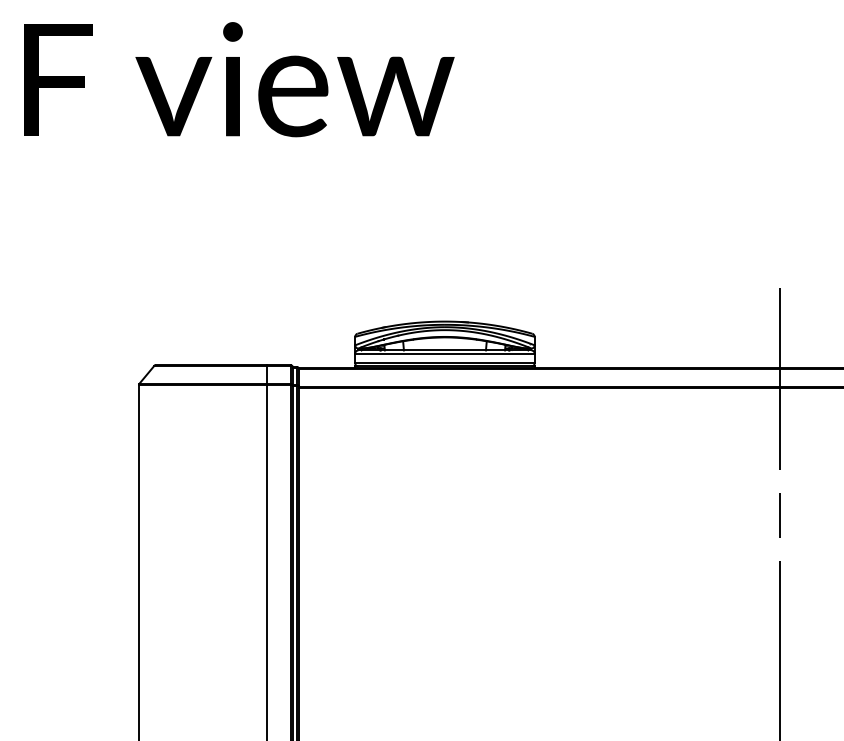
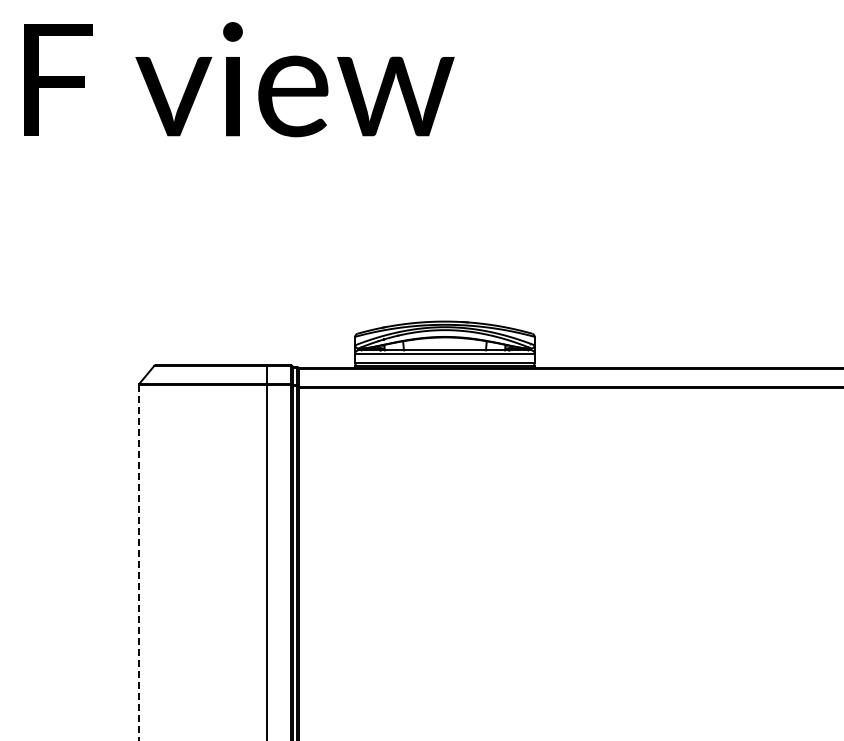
line: present -> none (779, 512)
line: solid -> dashed (138, 562)
